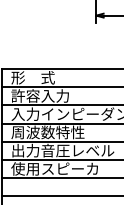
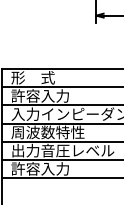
text: 使用スピーカ -> 許容入力 (54, 168)
line: present -> none (61, 196)
